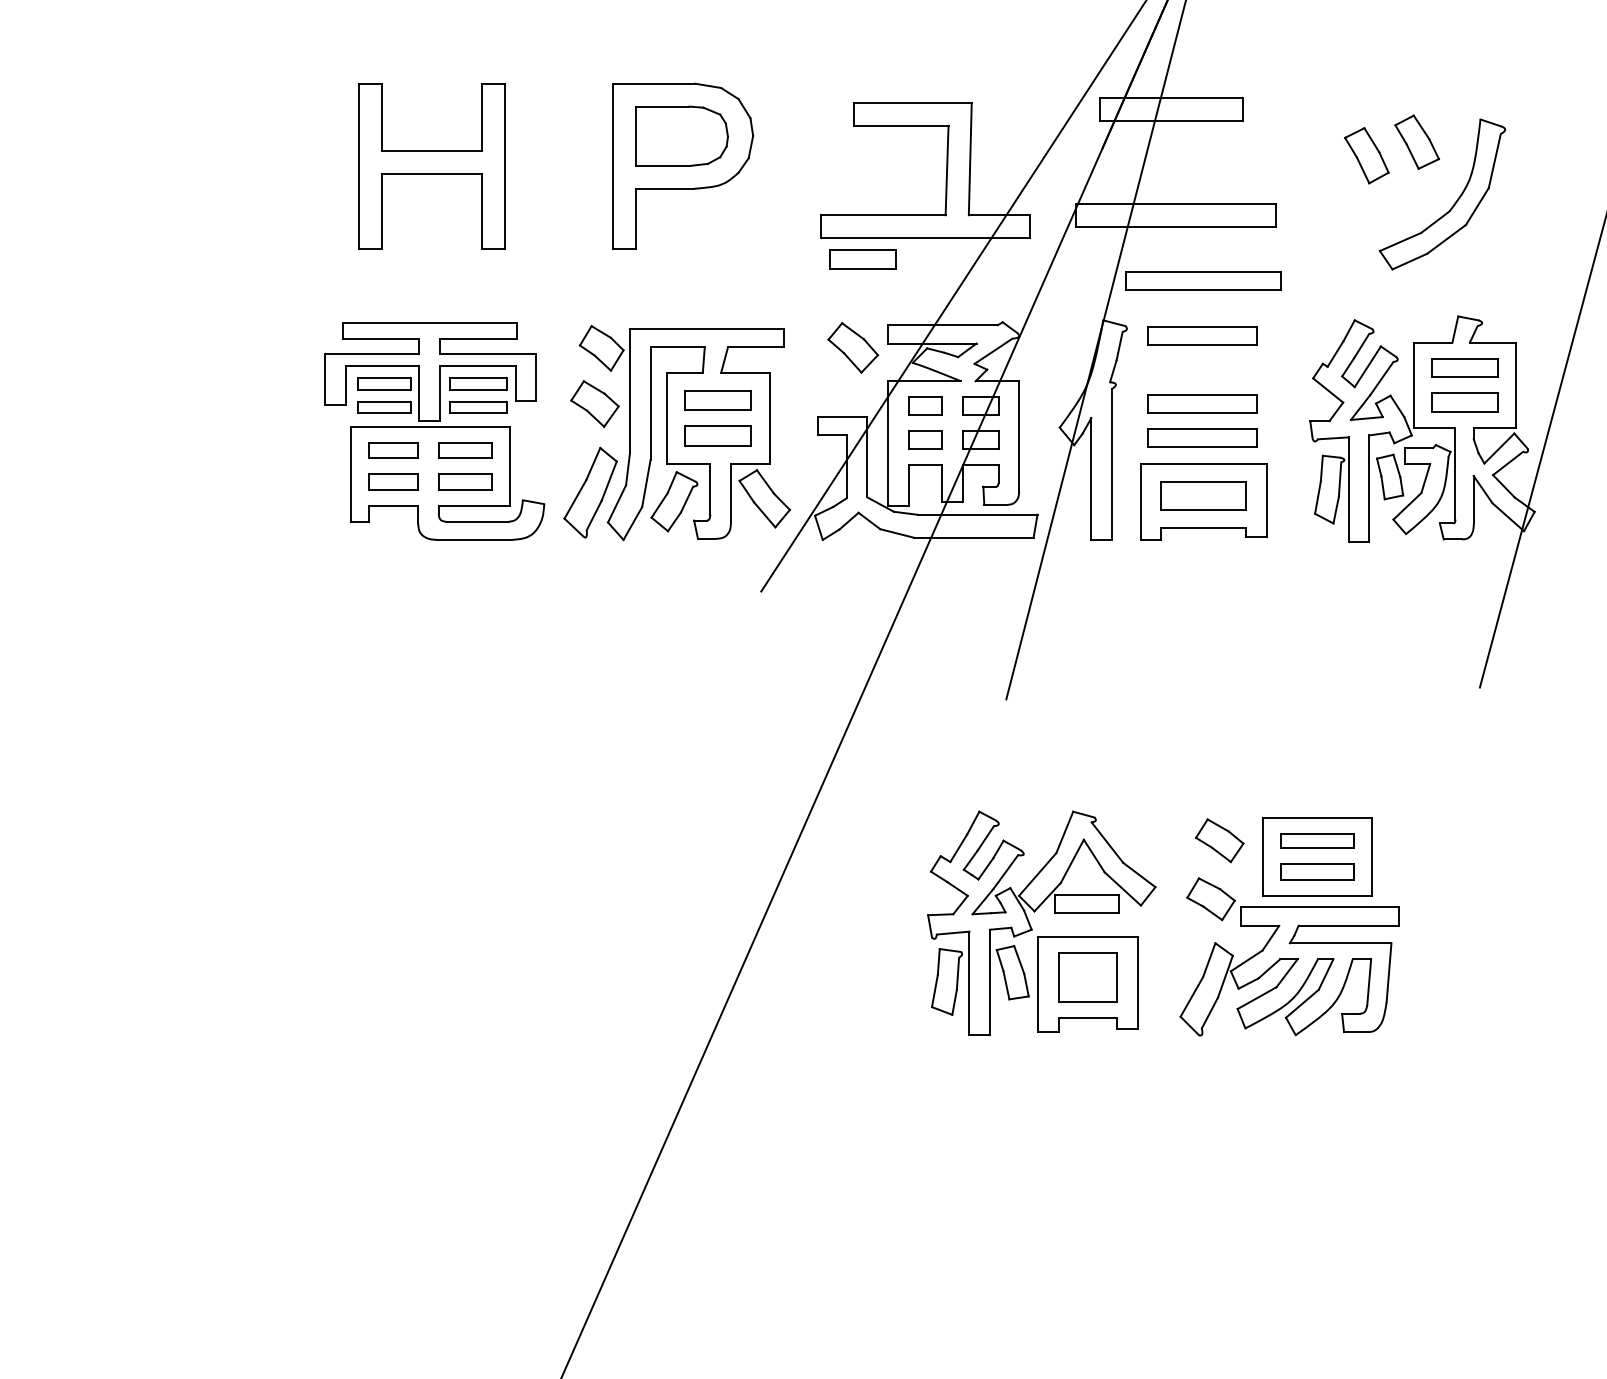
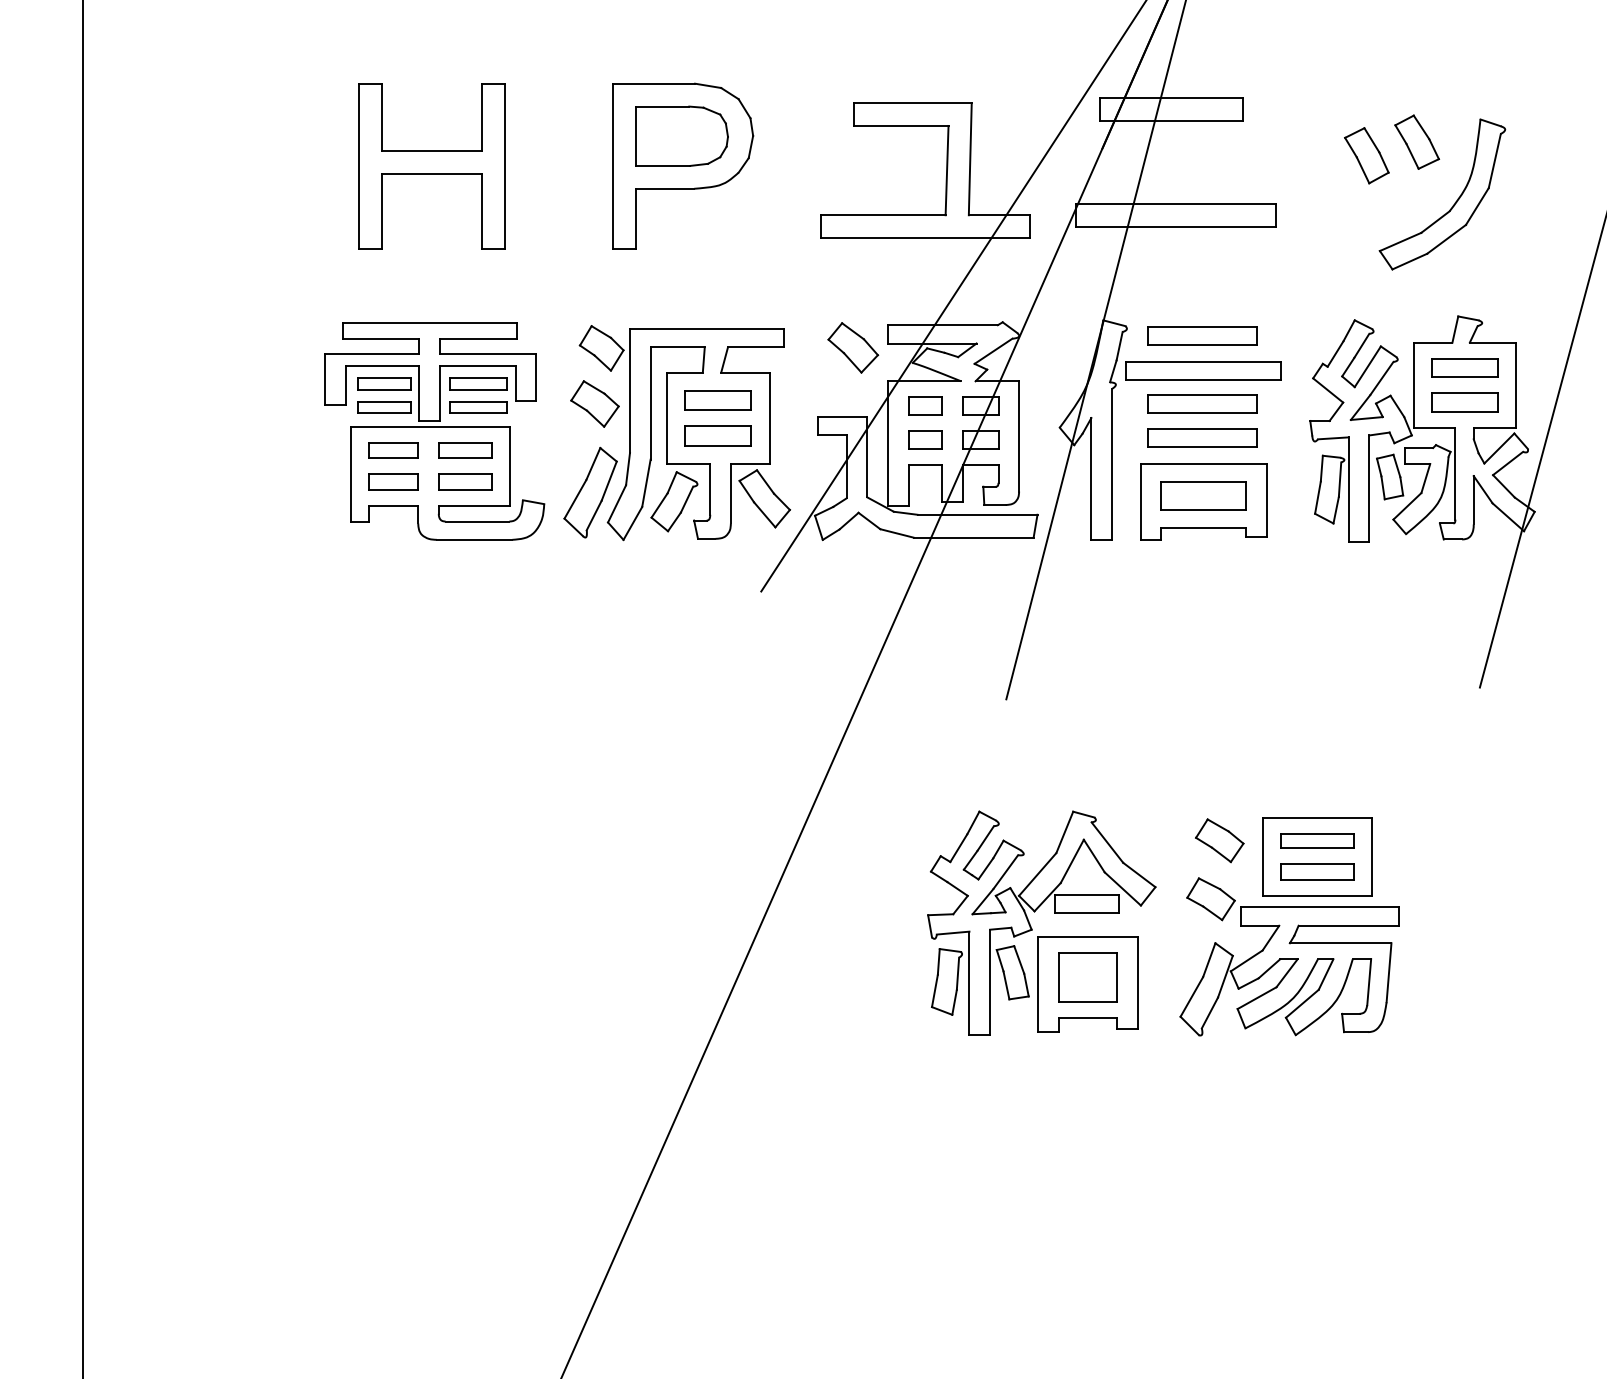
part: present -> none (862, 259)
part position: (1203, 280) -> (1203, 370) (1203, 370)
line: none -> present (83, 688)
